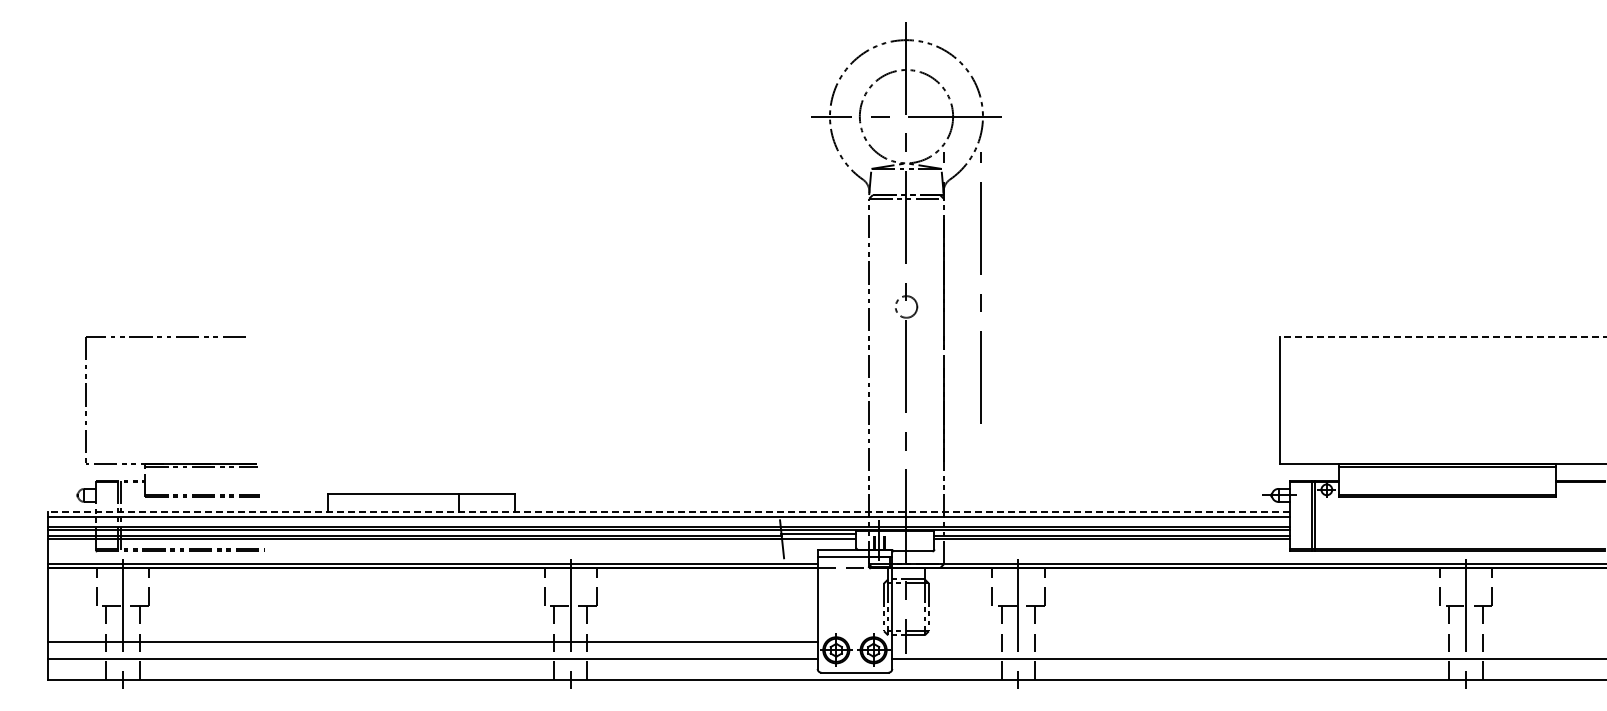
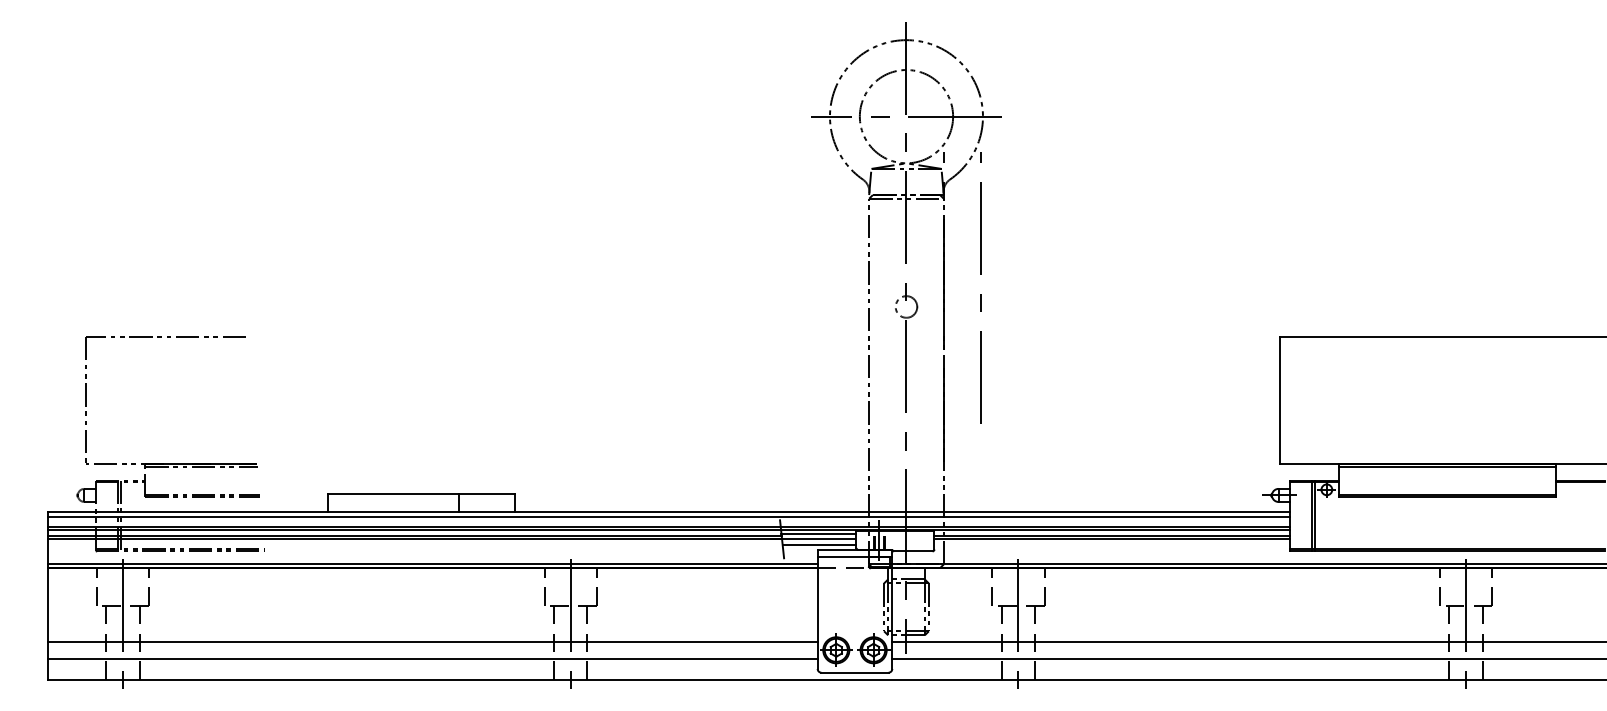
line: dashed -> solid (1442, 336)
line: dashed -> solid (668, 512)
line: none -> present (819, 544)
line: none -> present (1247, 641)
